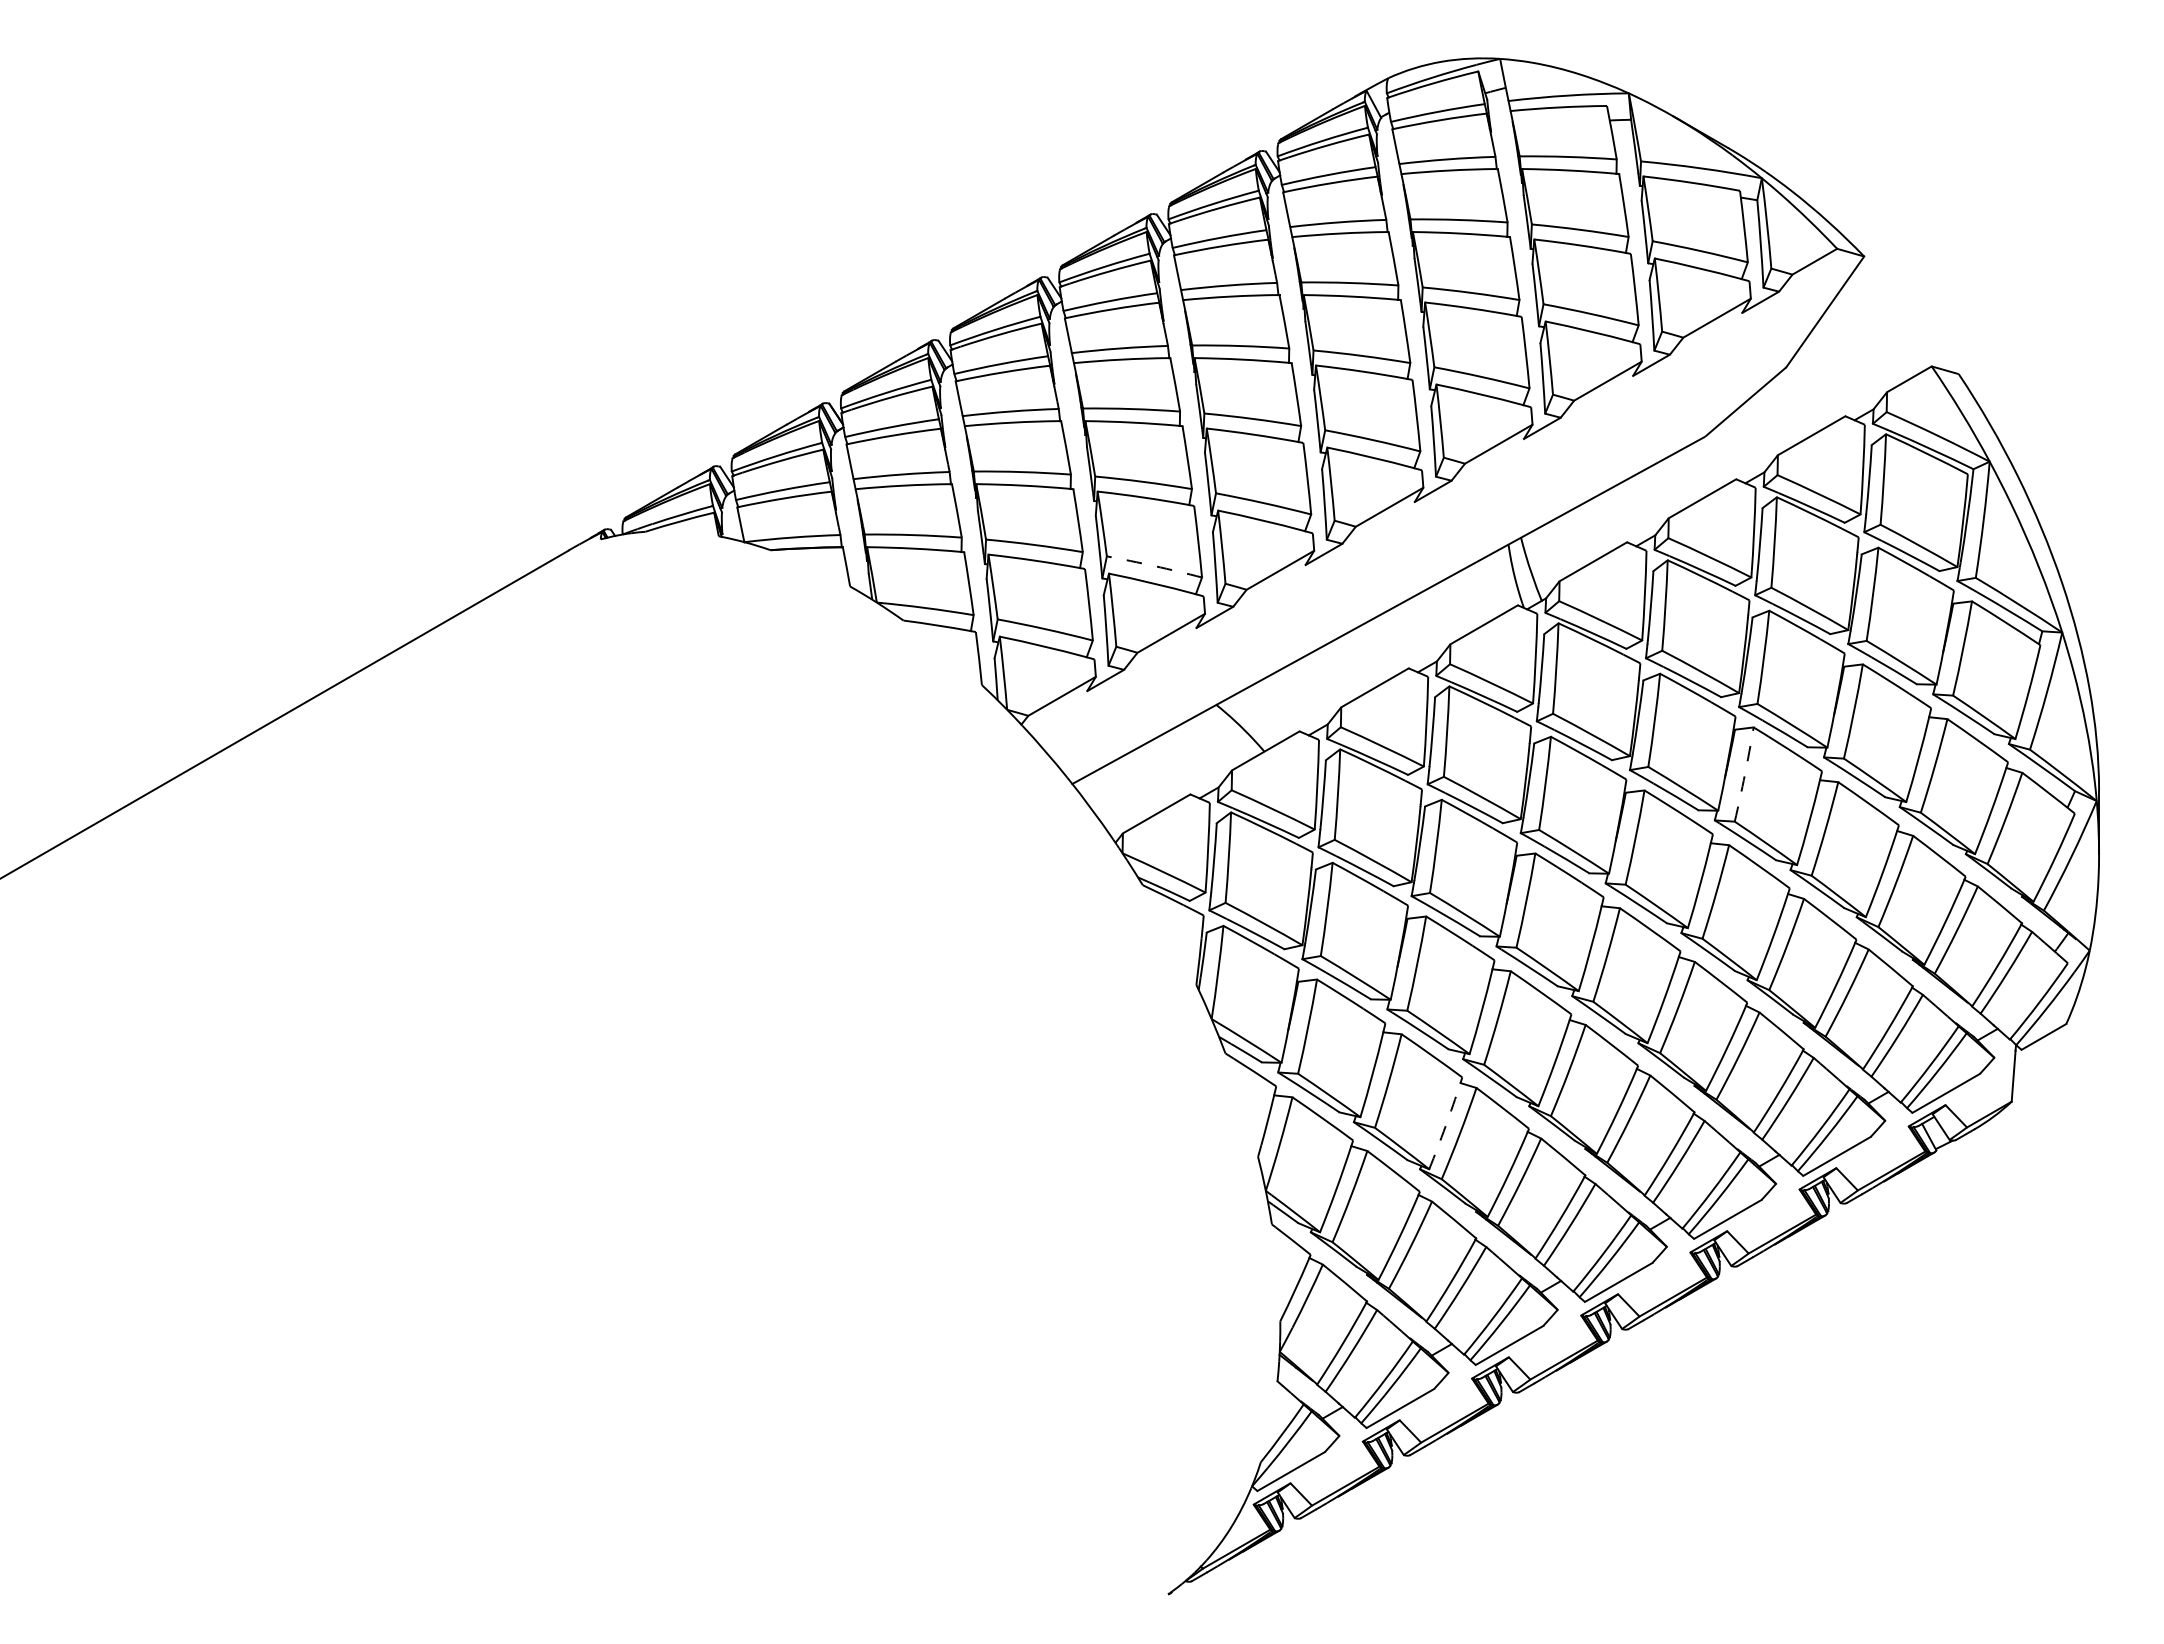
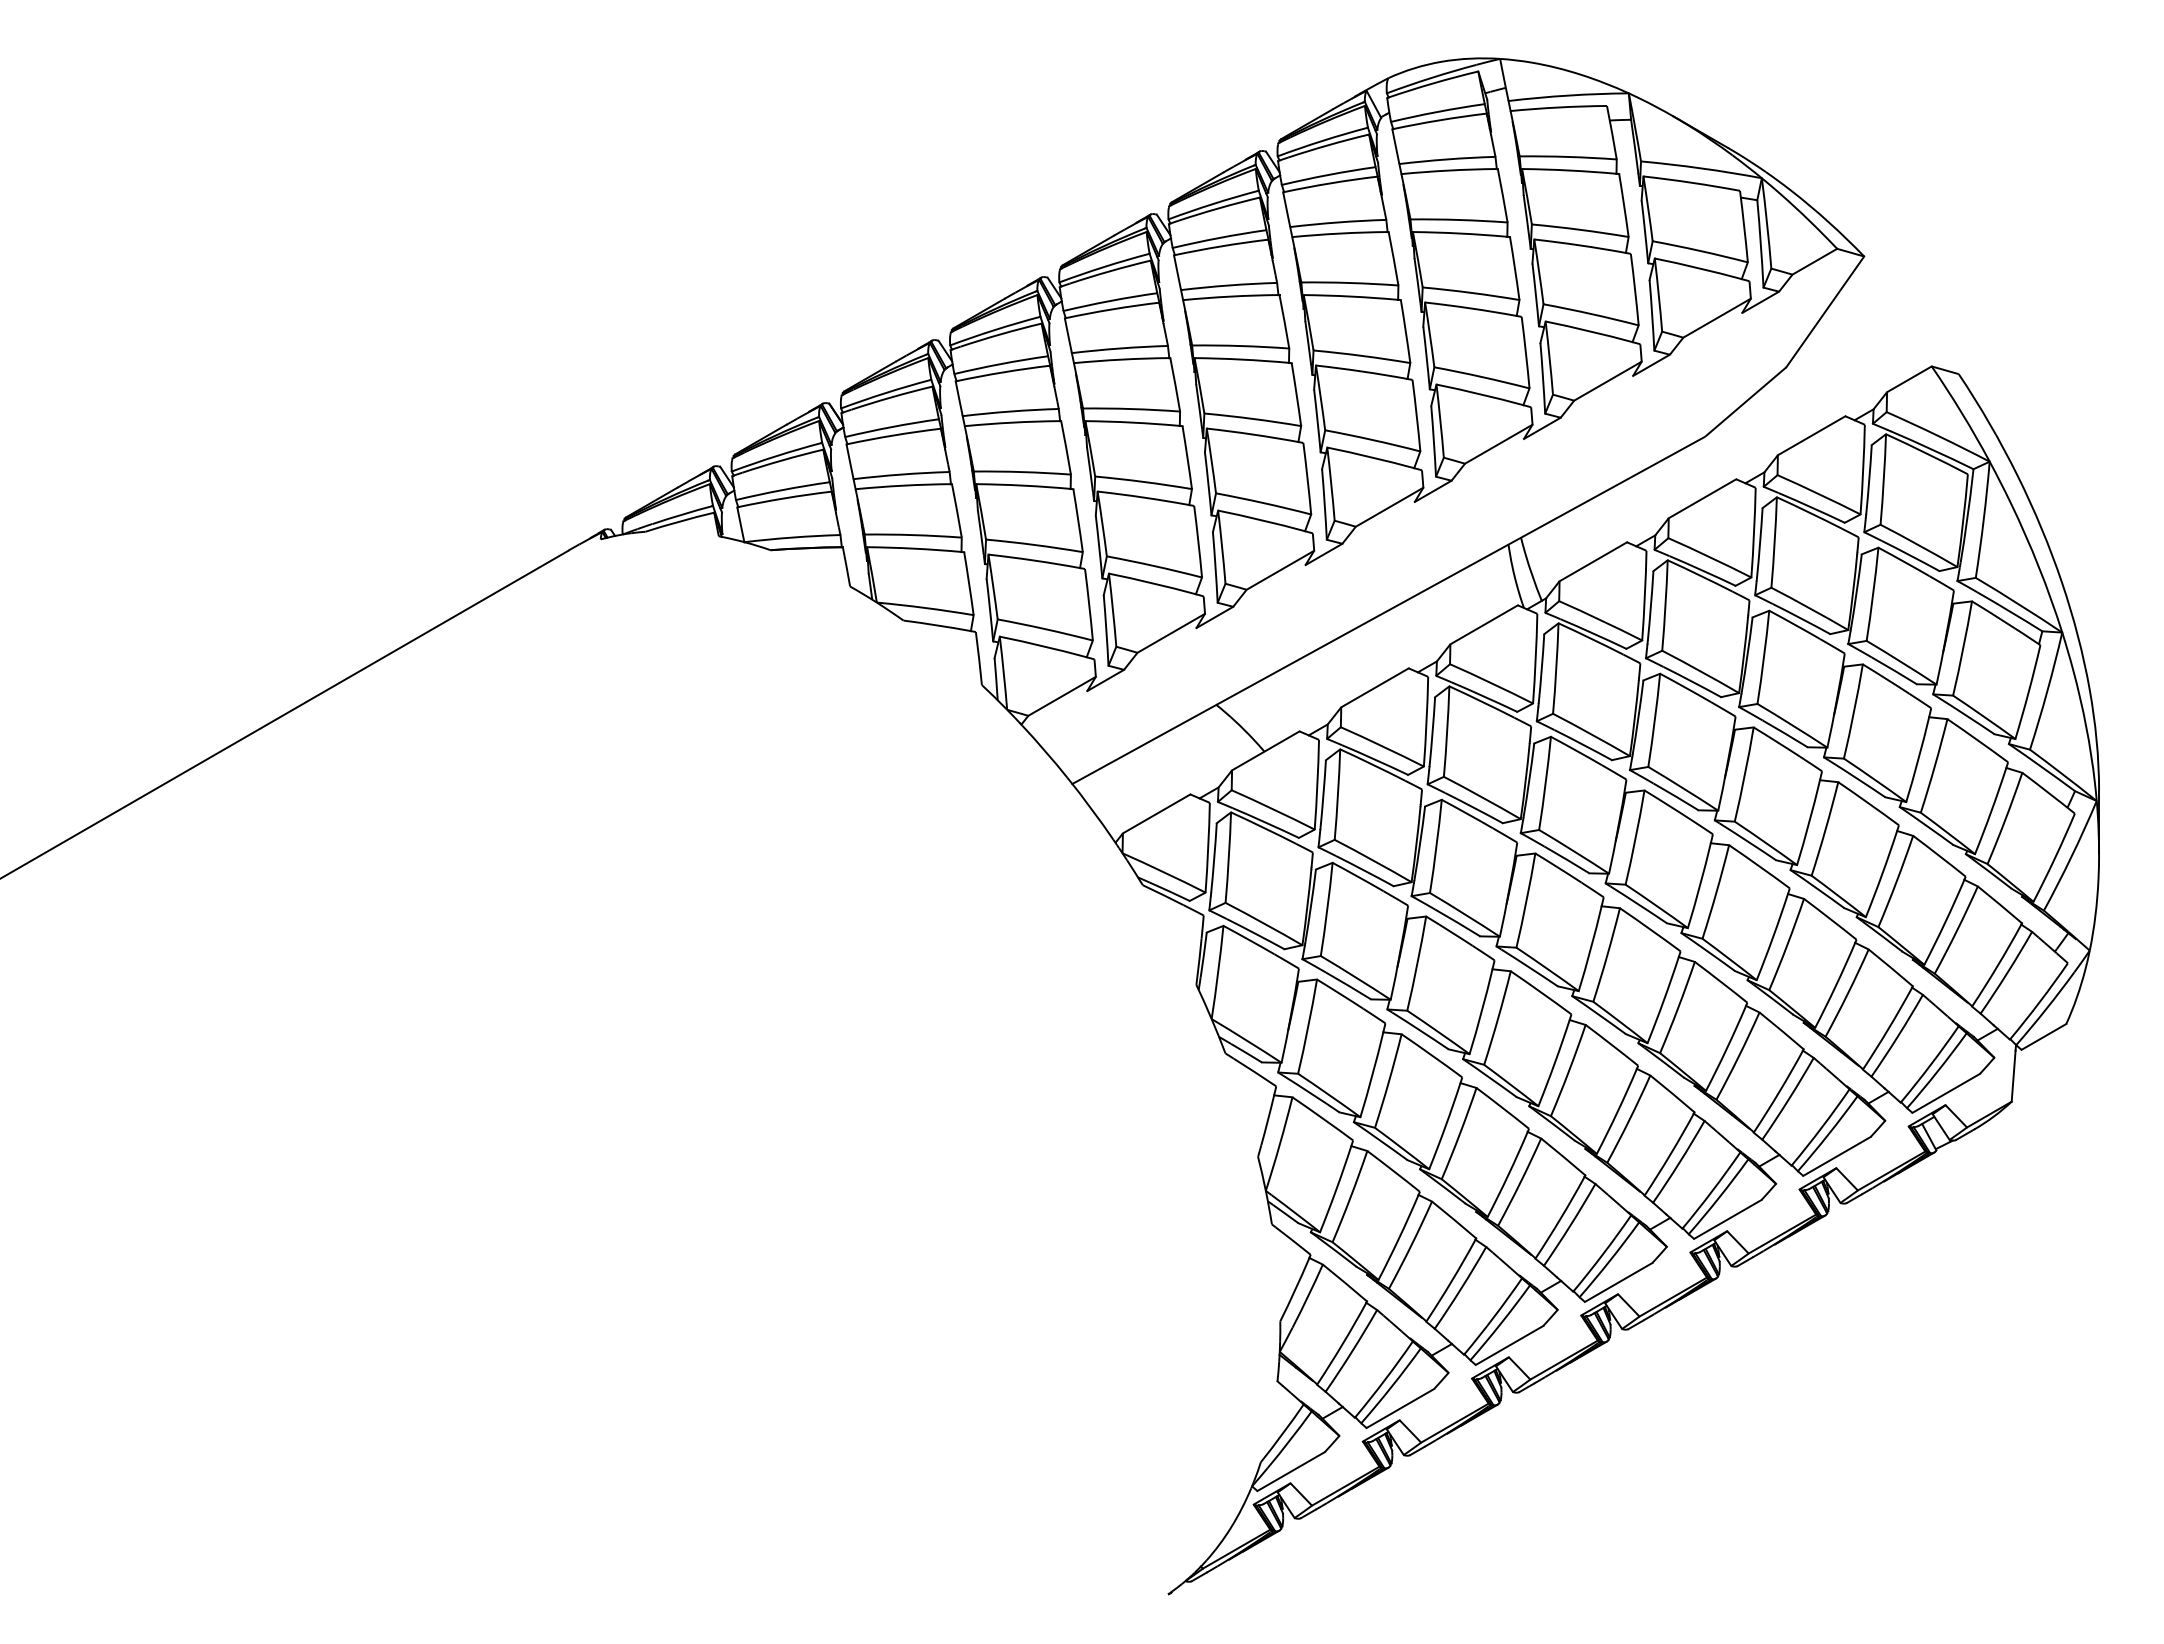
arc: dashed -> solid (1154, 566)
arc: dashed -> solid (1744, 774)
arc: dashed -> solid (1445, 1126)
